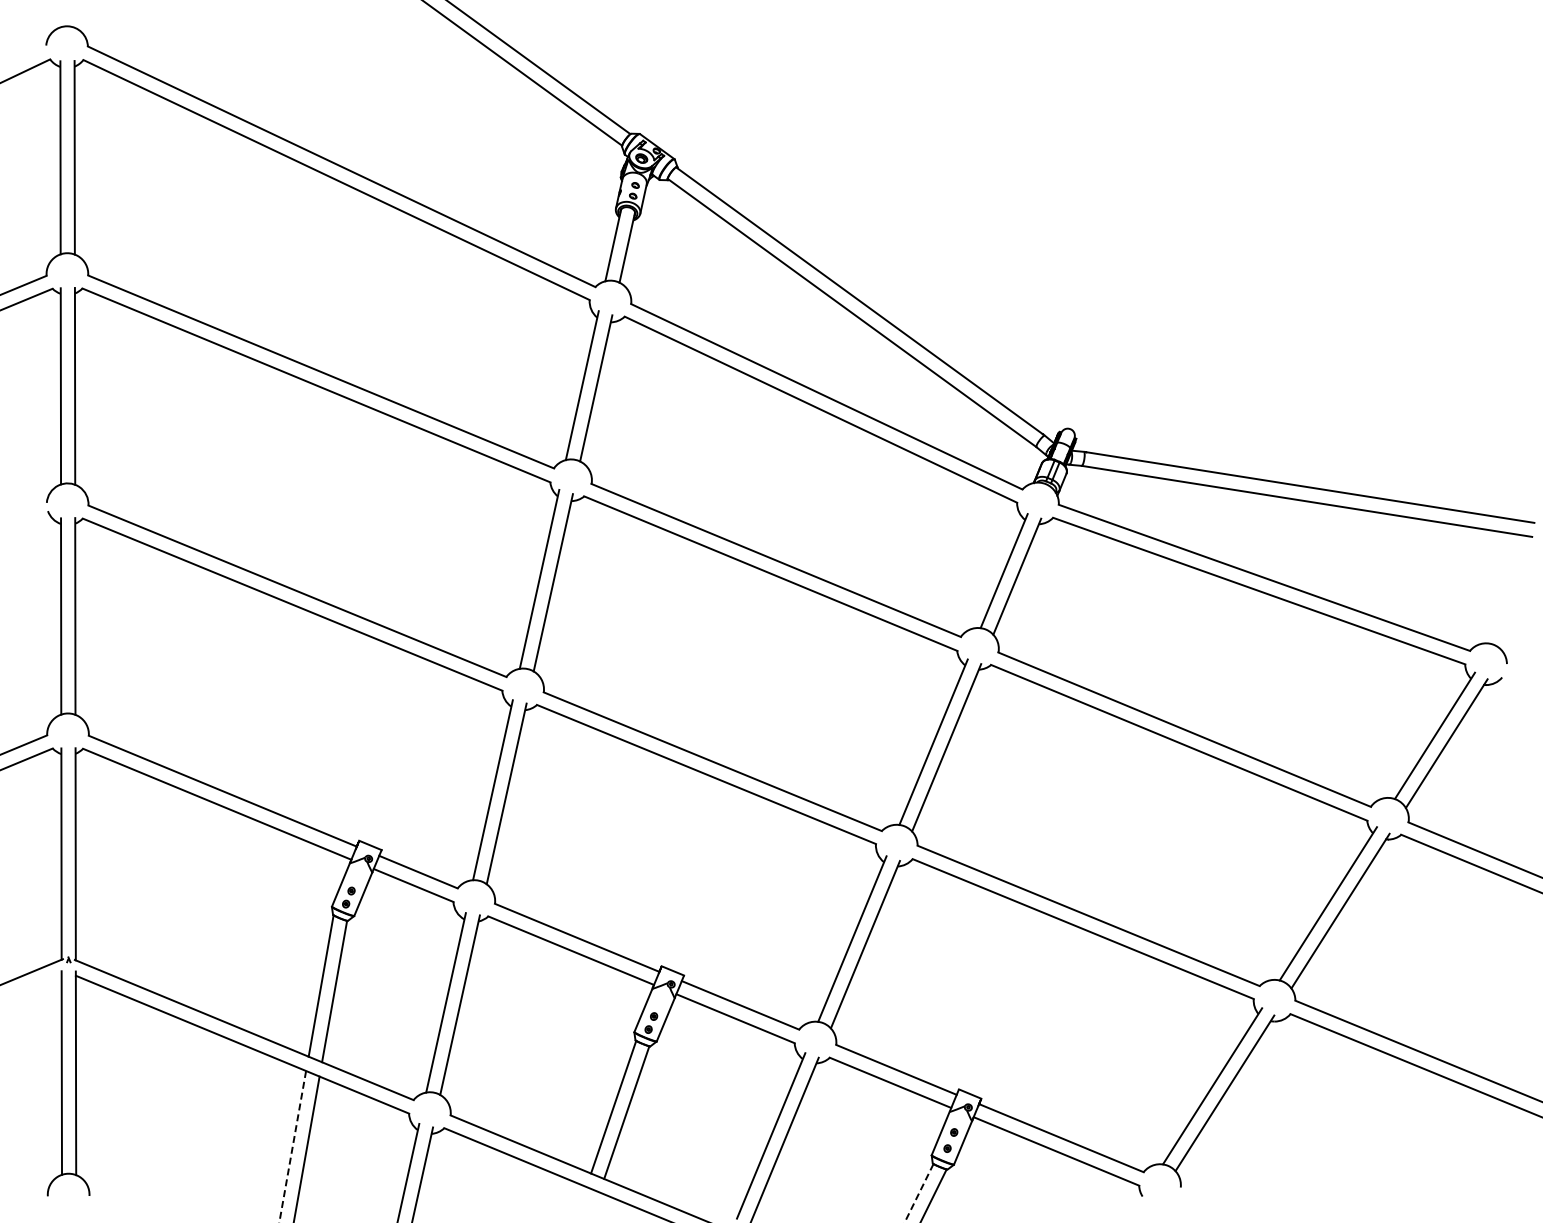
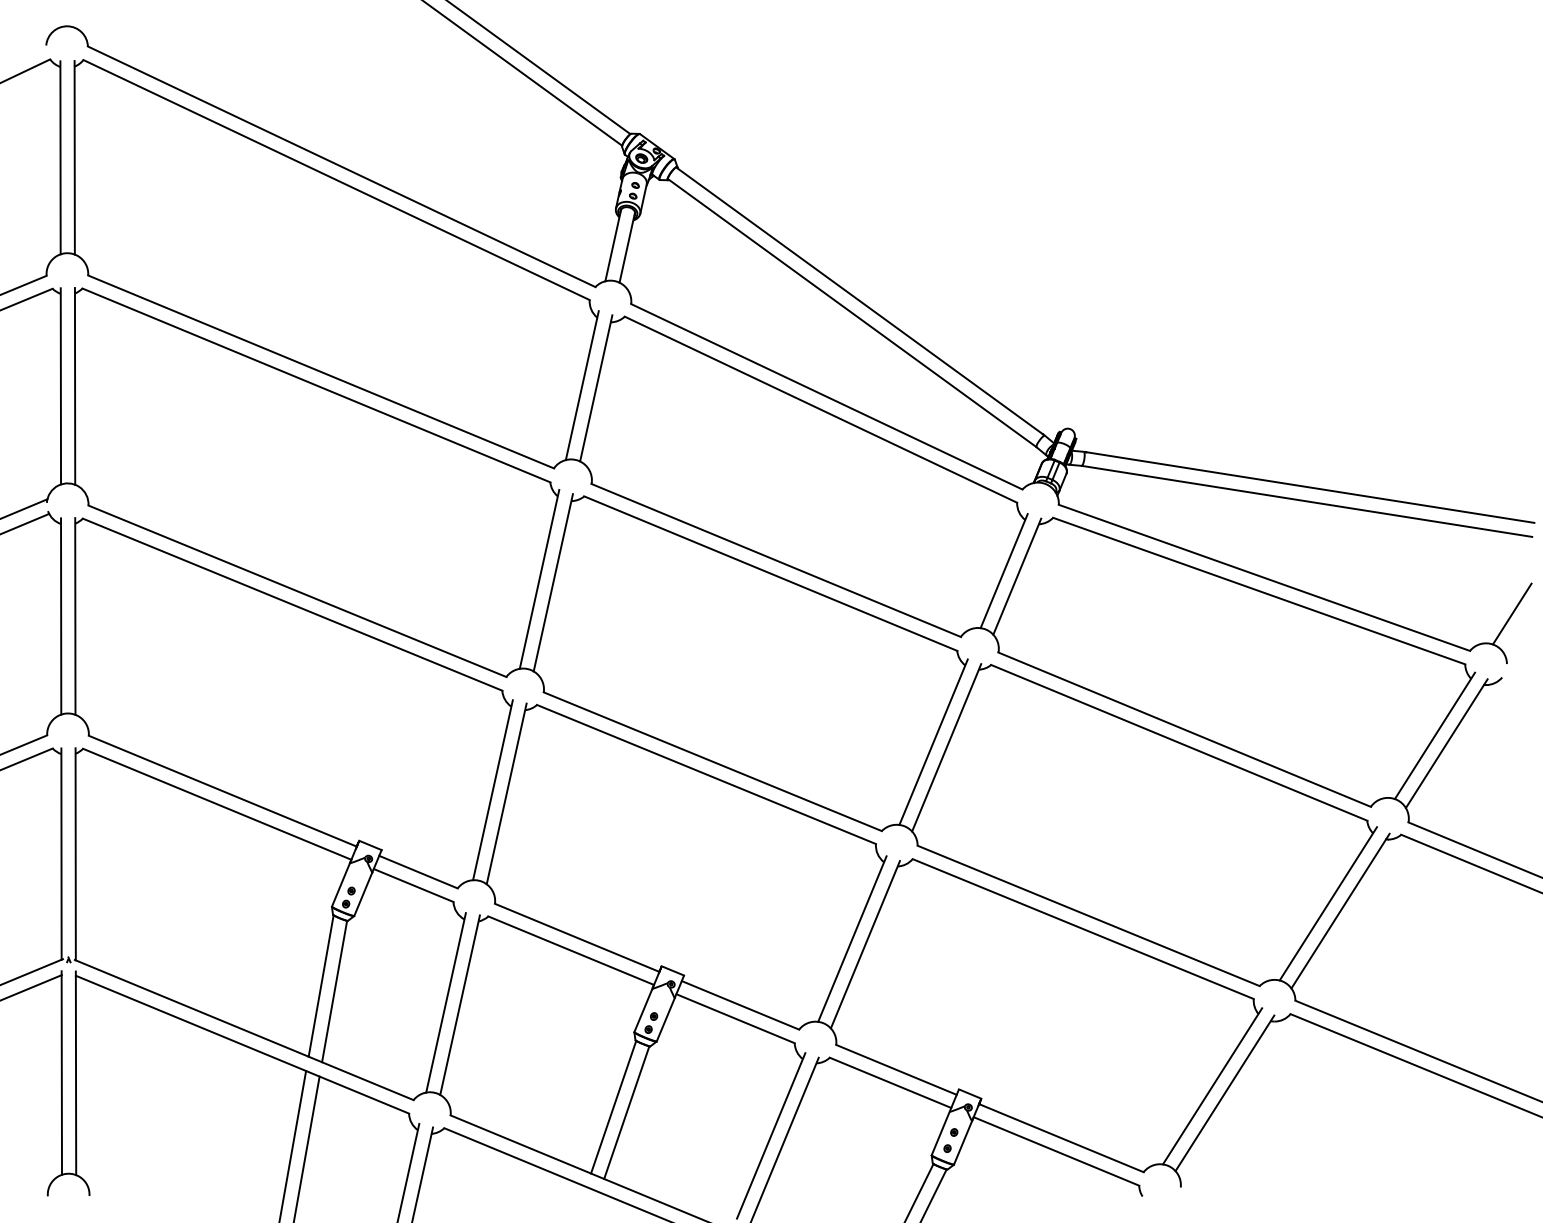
line: none -> present (24, 508)
line: none -> present (25, 523)
line: none -> present (1511, 613)
line: none -> present (31, 987)
line: dashed -> solid (292, 1146)
line: dashed -> solid (918, 1193)
